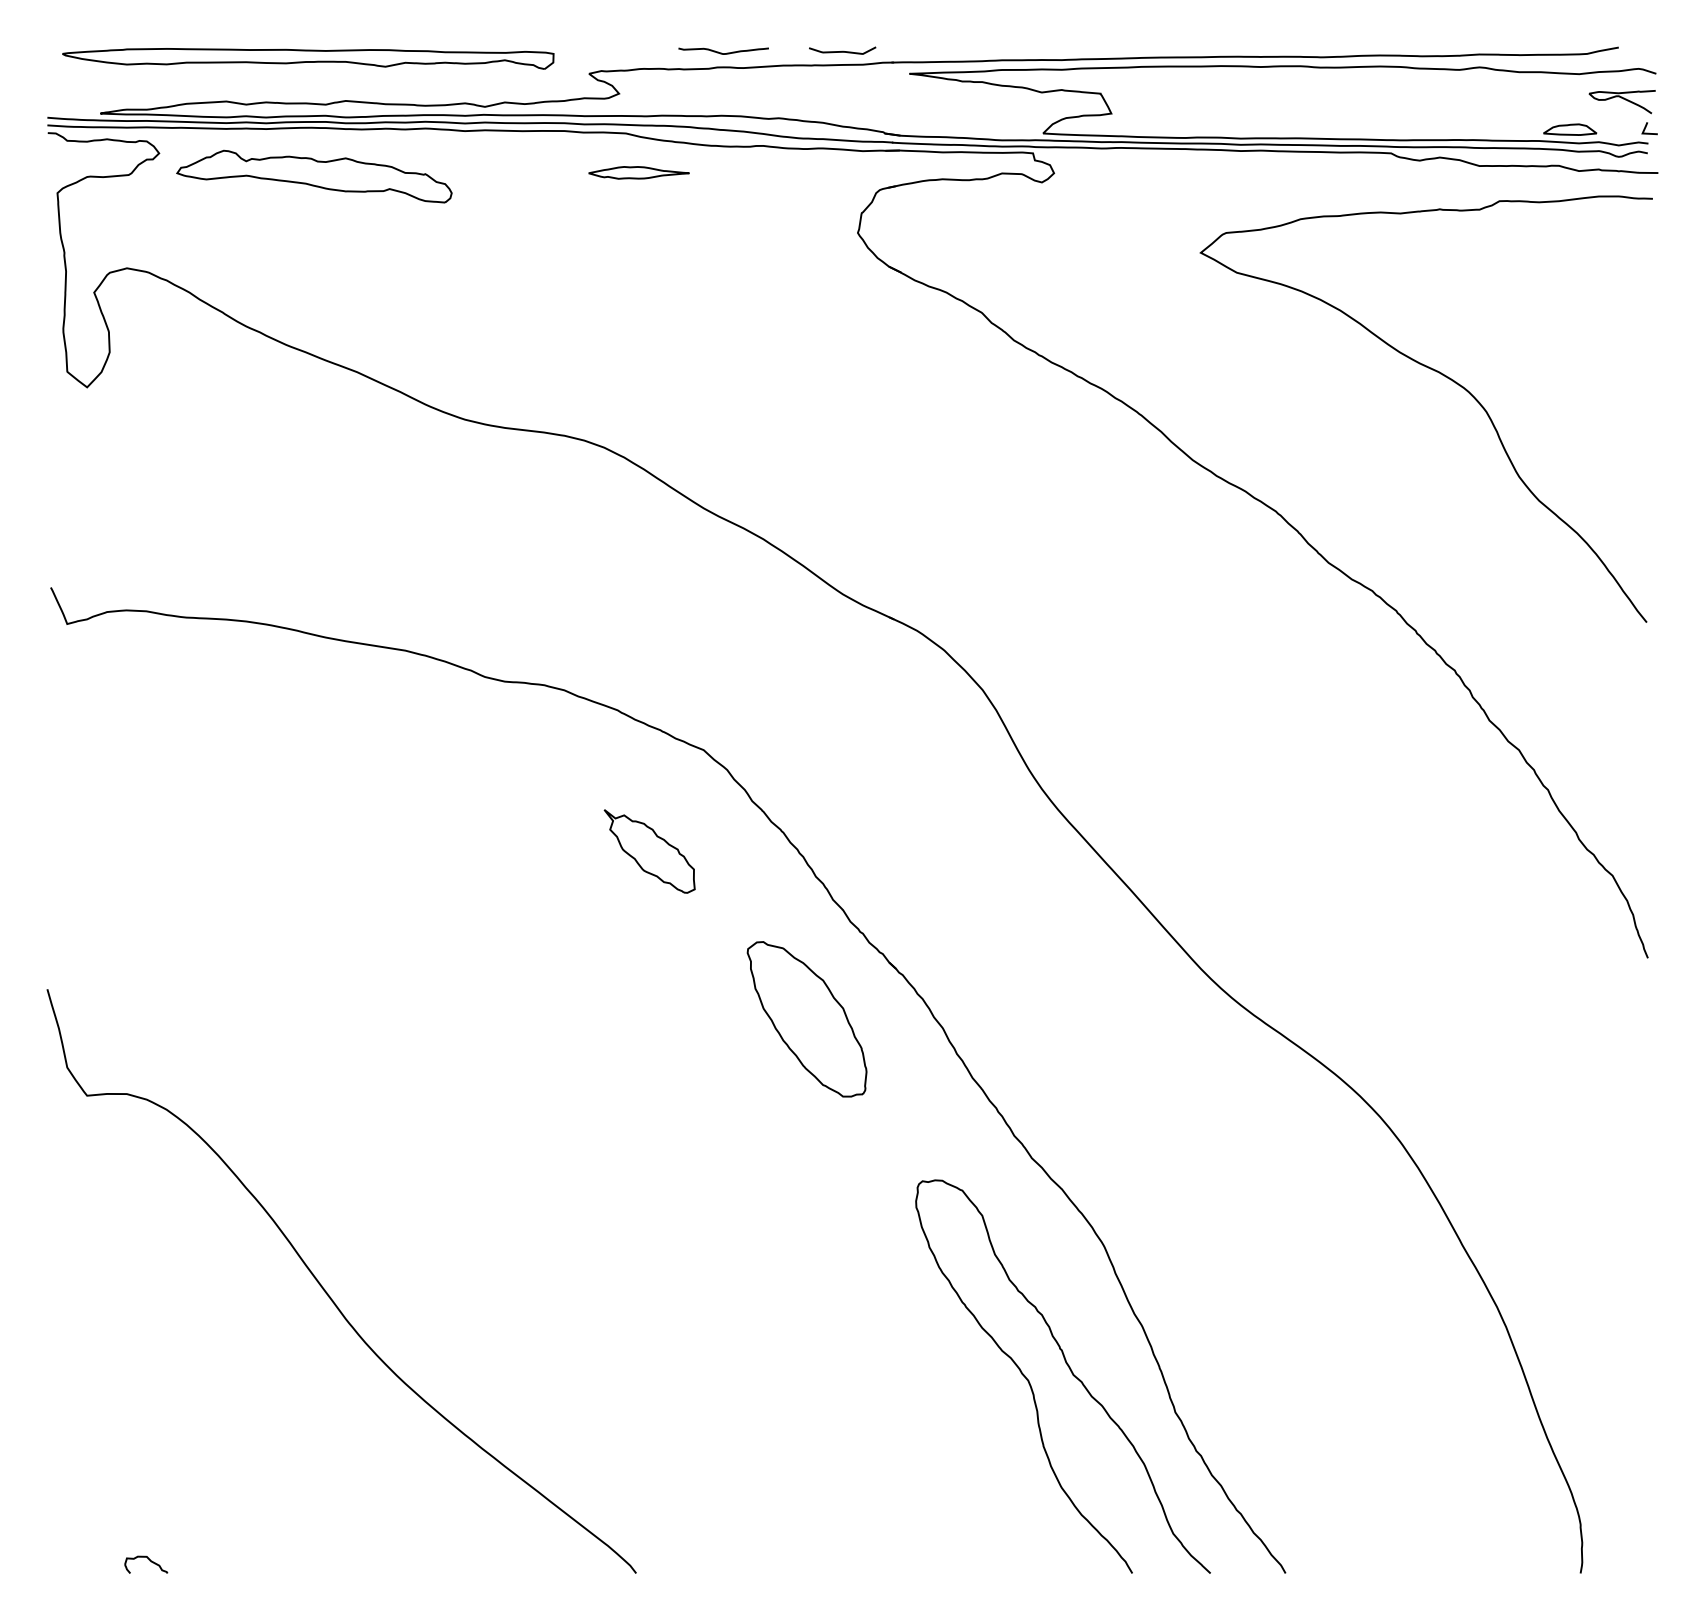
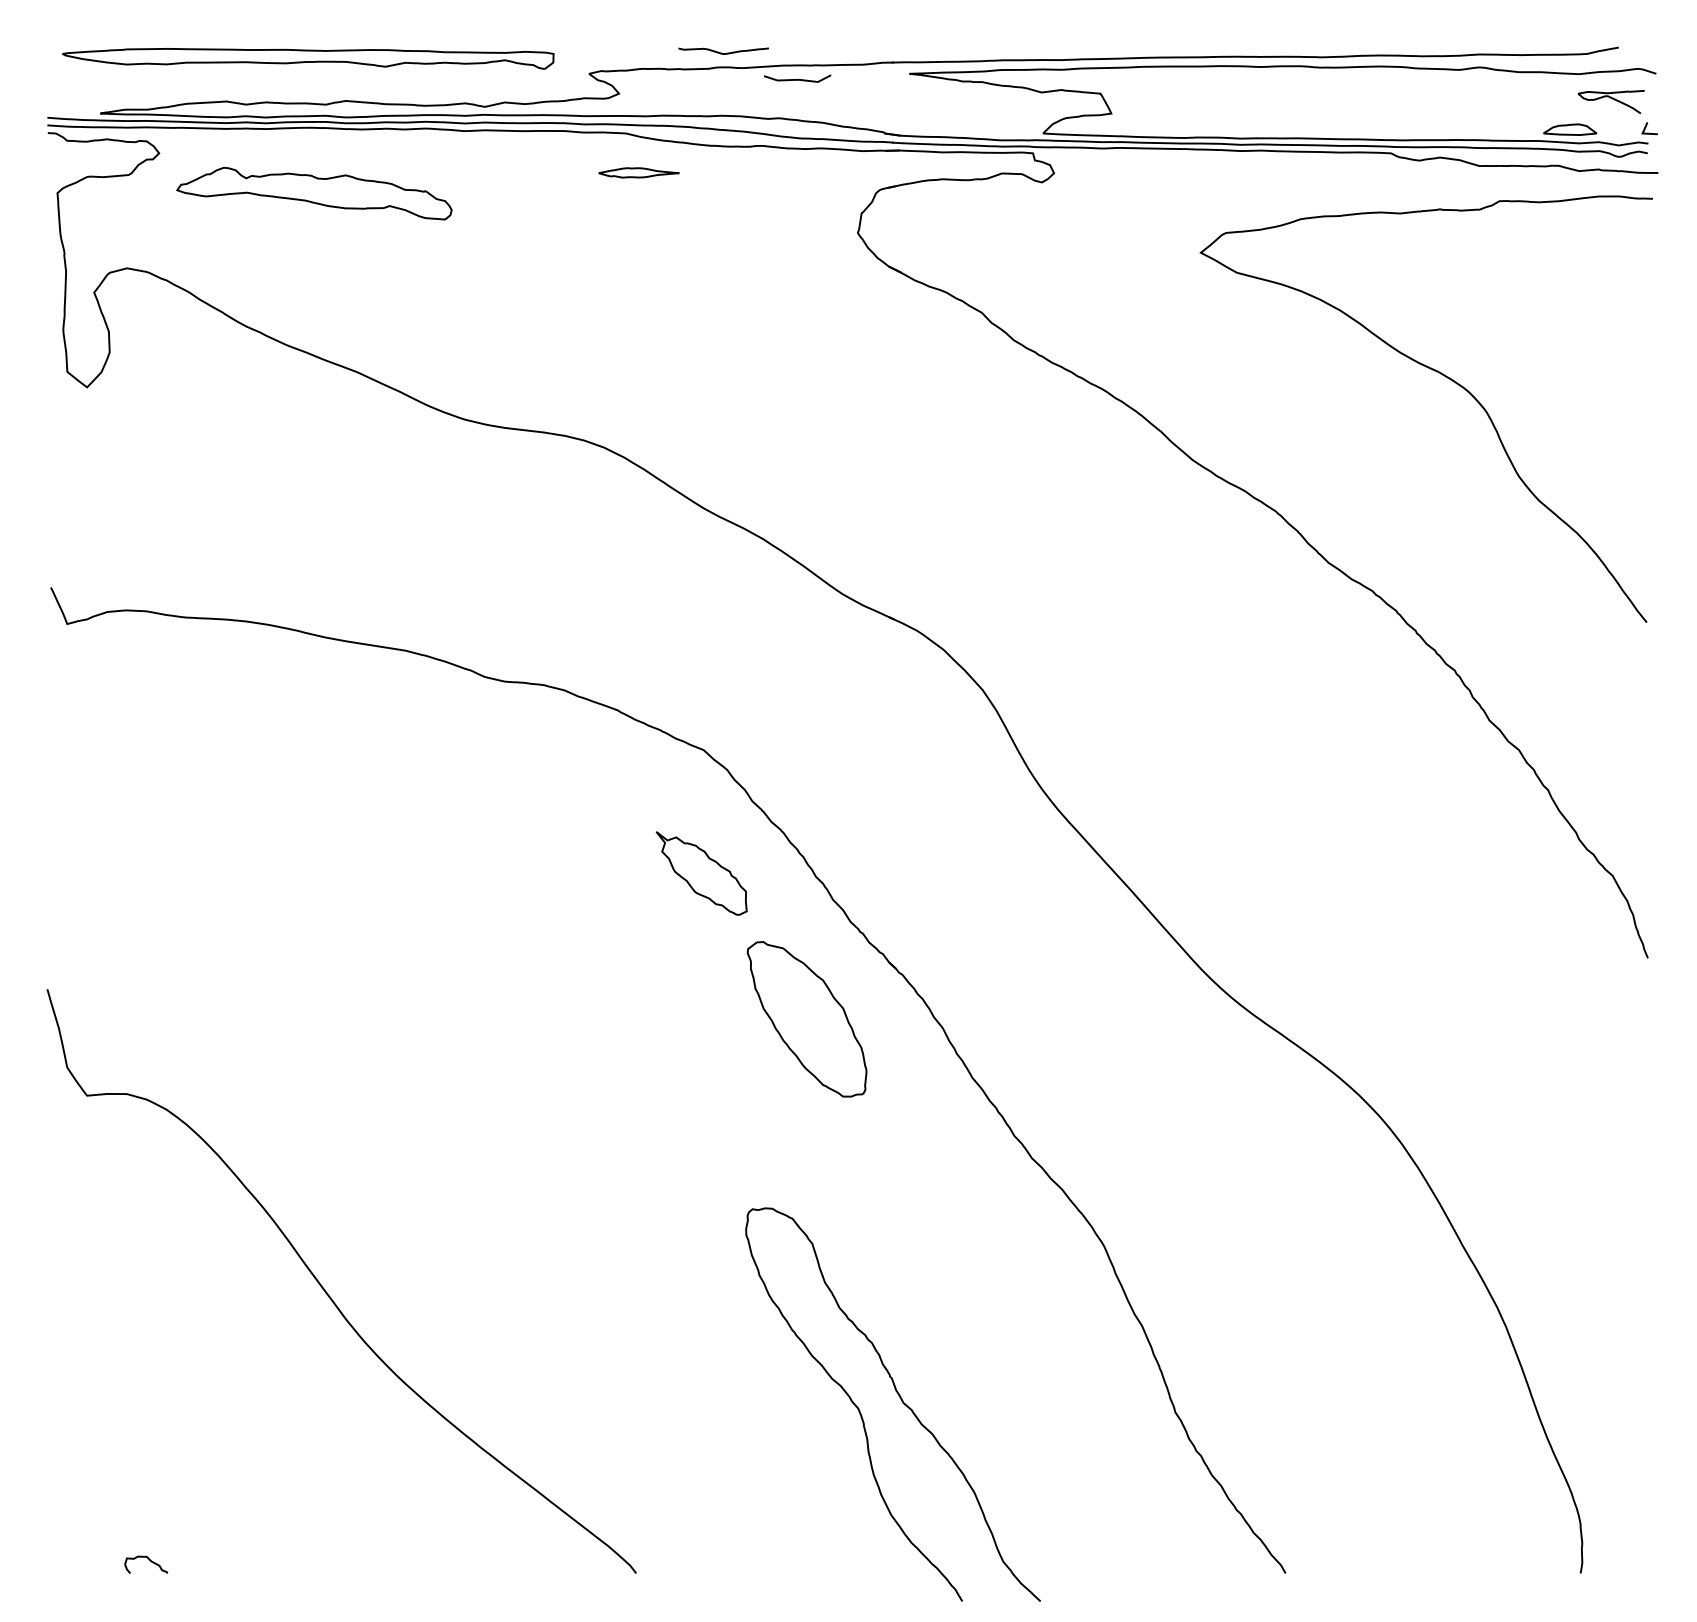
curve position: (842, 50) -> (797, 78) (797, 78)
curve position: (1623, 99) -> (1612, 99) (1612, 99)
part size: 102x14 px -> 82x12 px (638, 172)
part position: (314, 176) -> (314, 193) (314, 193)
part position: (649, 851) -> (701, 873) (701, 873)
curve position: (1070, 1371) -> (900, 1399) (900, 1399)
